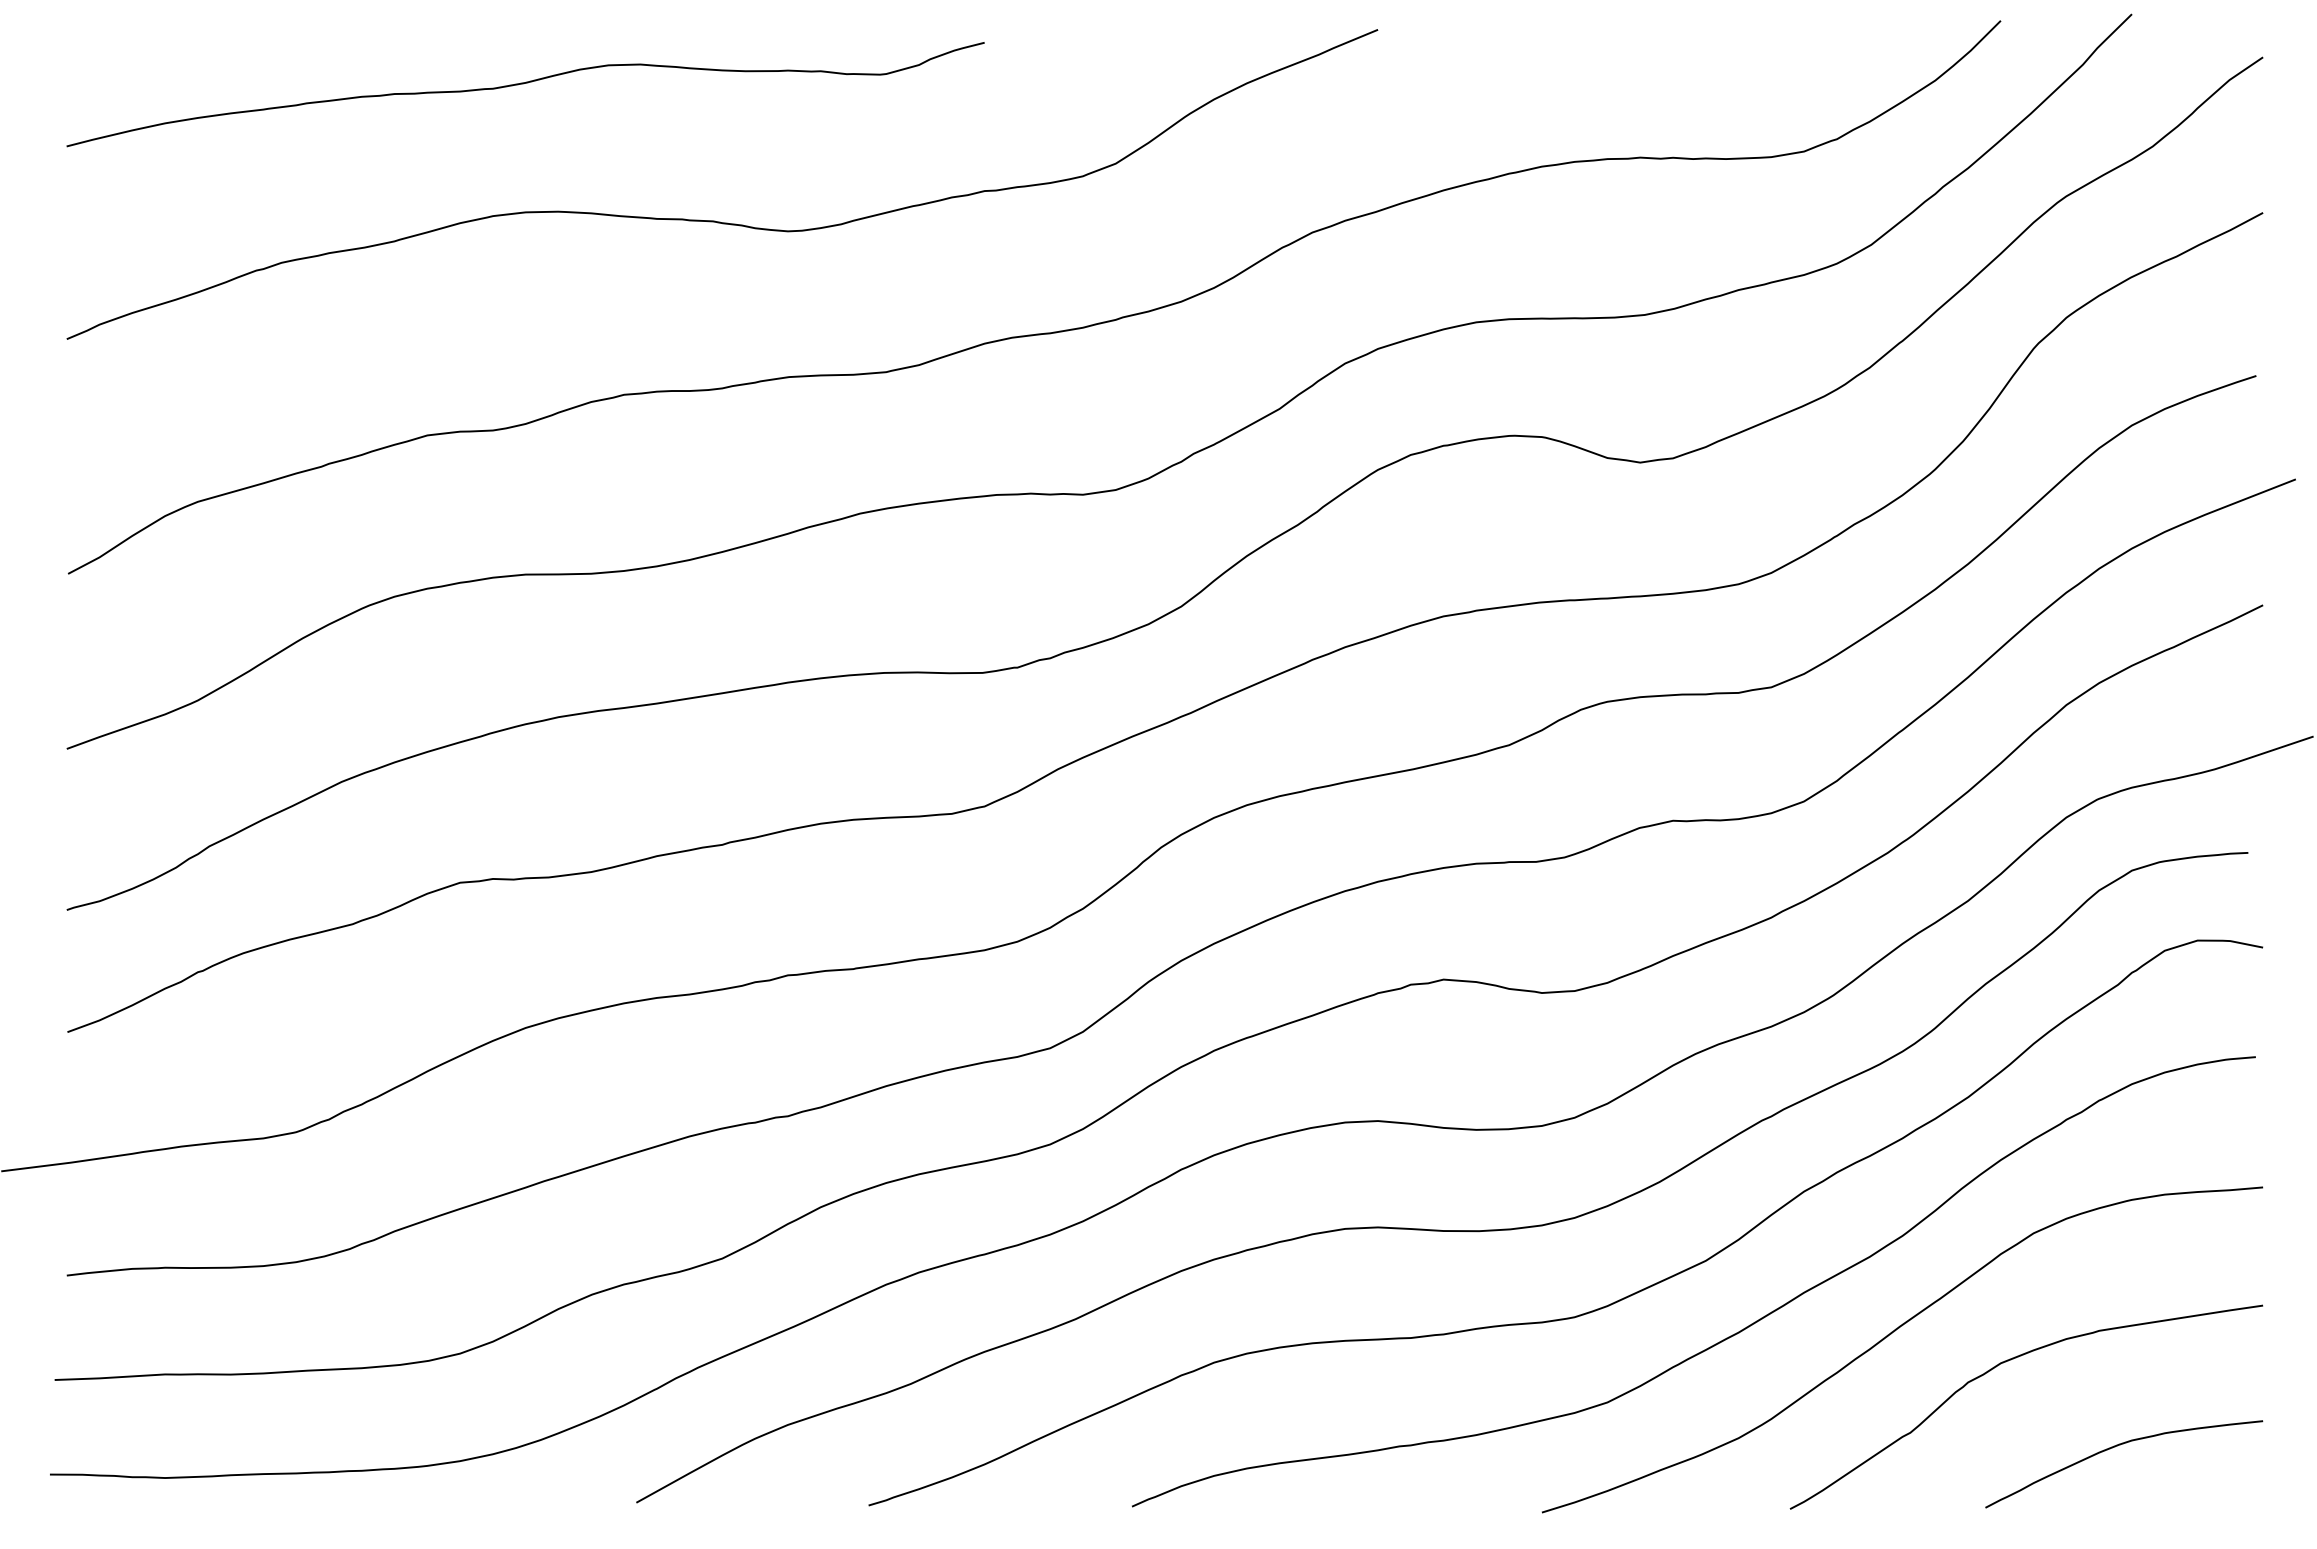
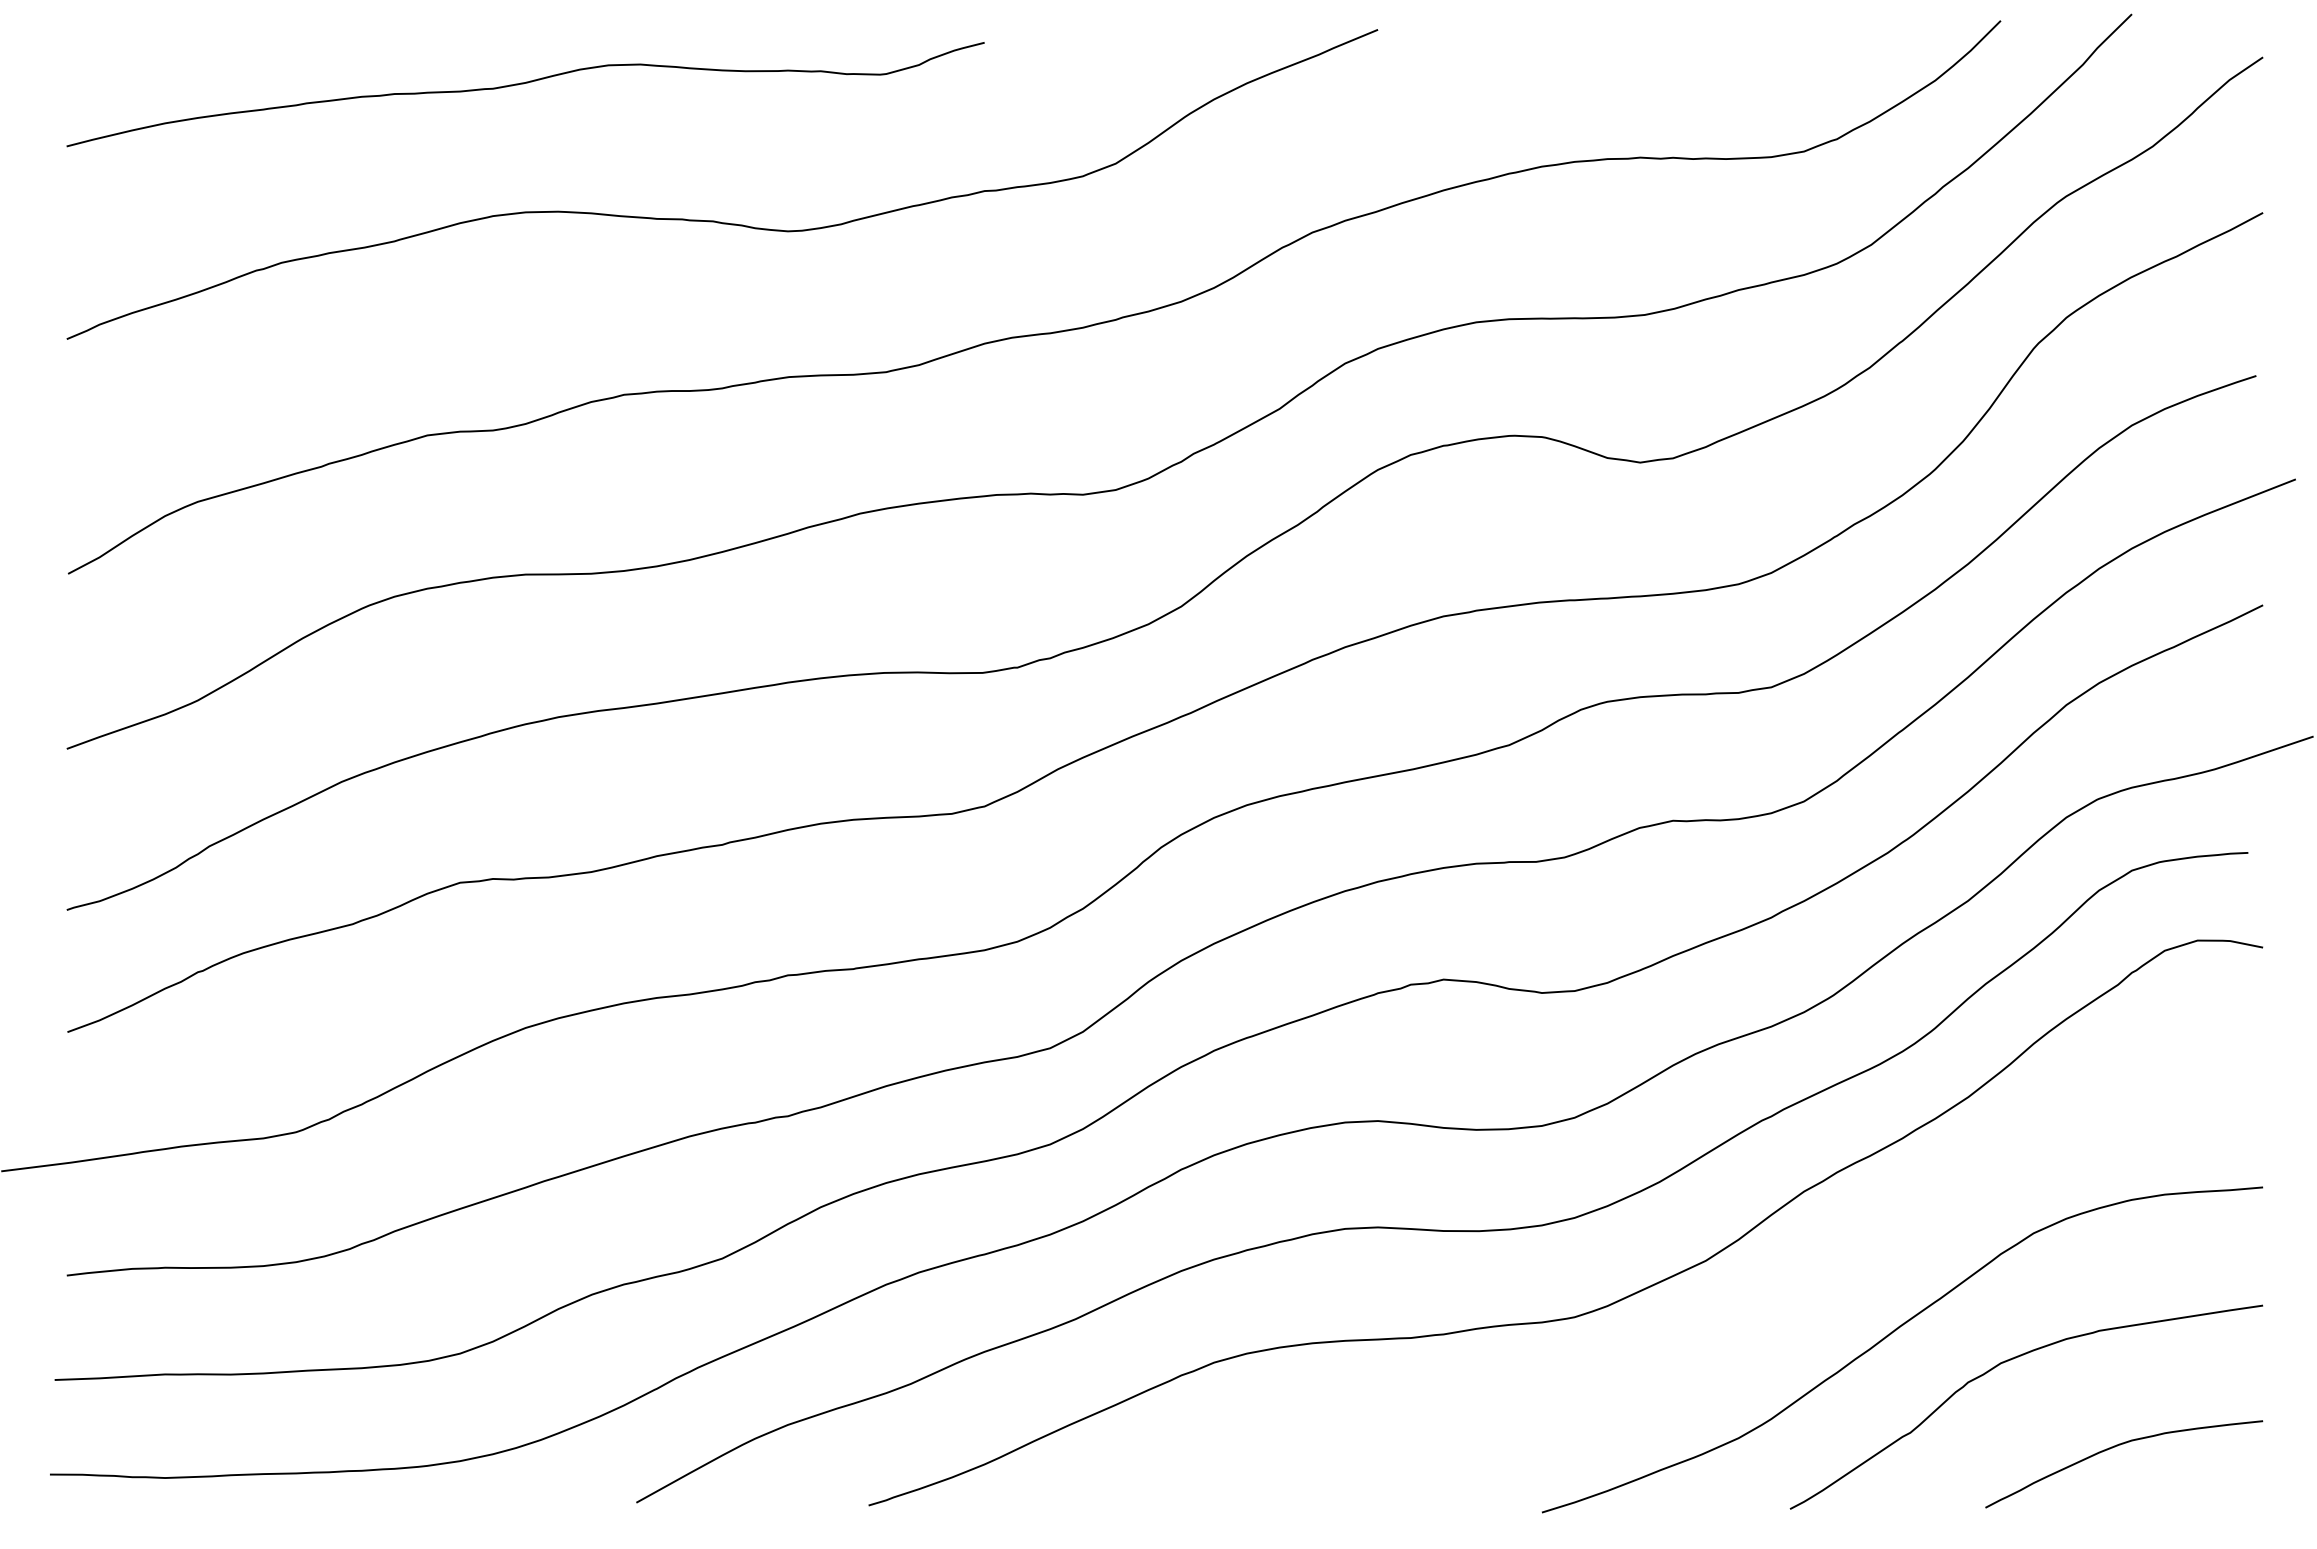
curve: present -> none (1724, 1338)
